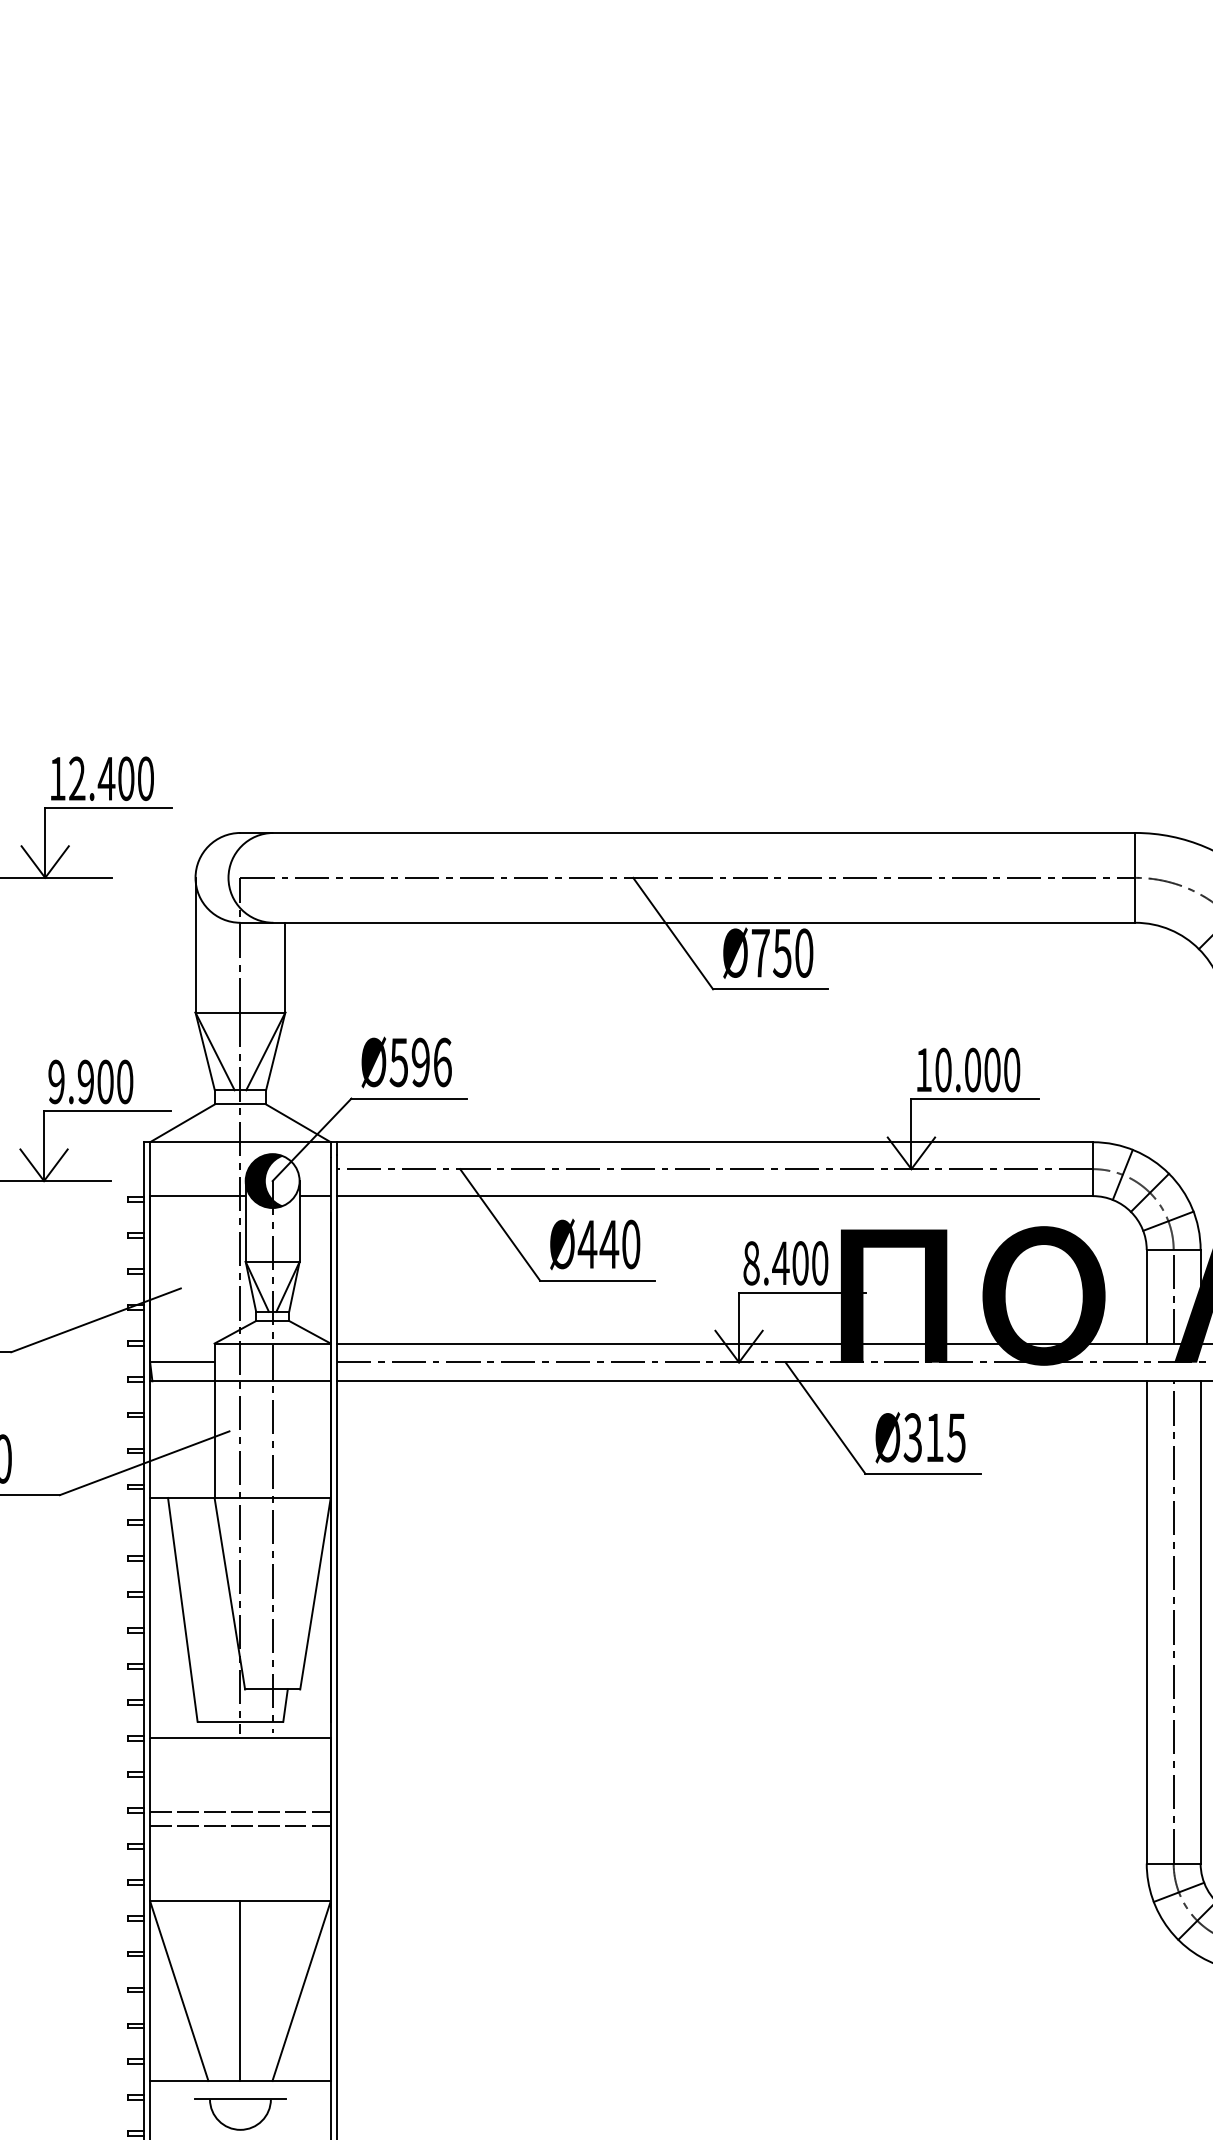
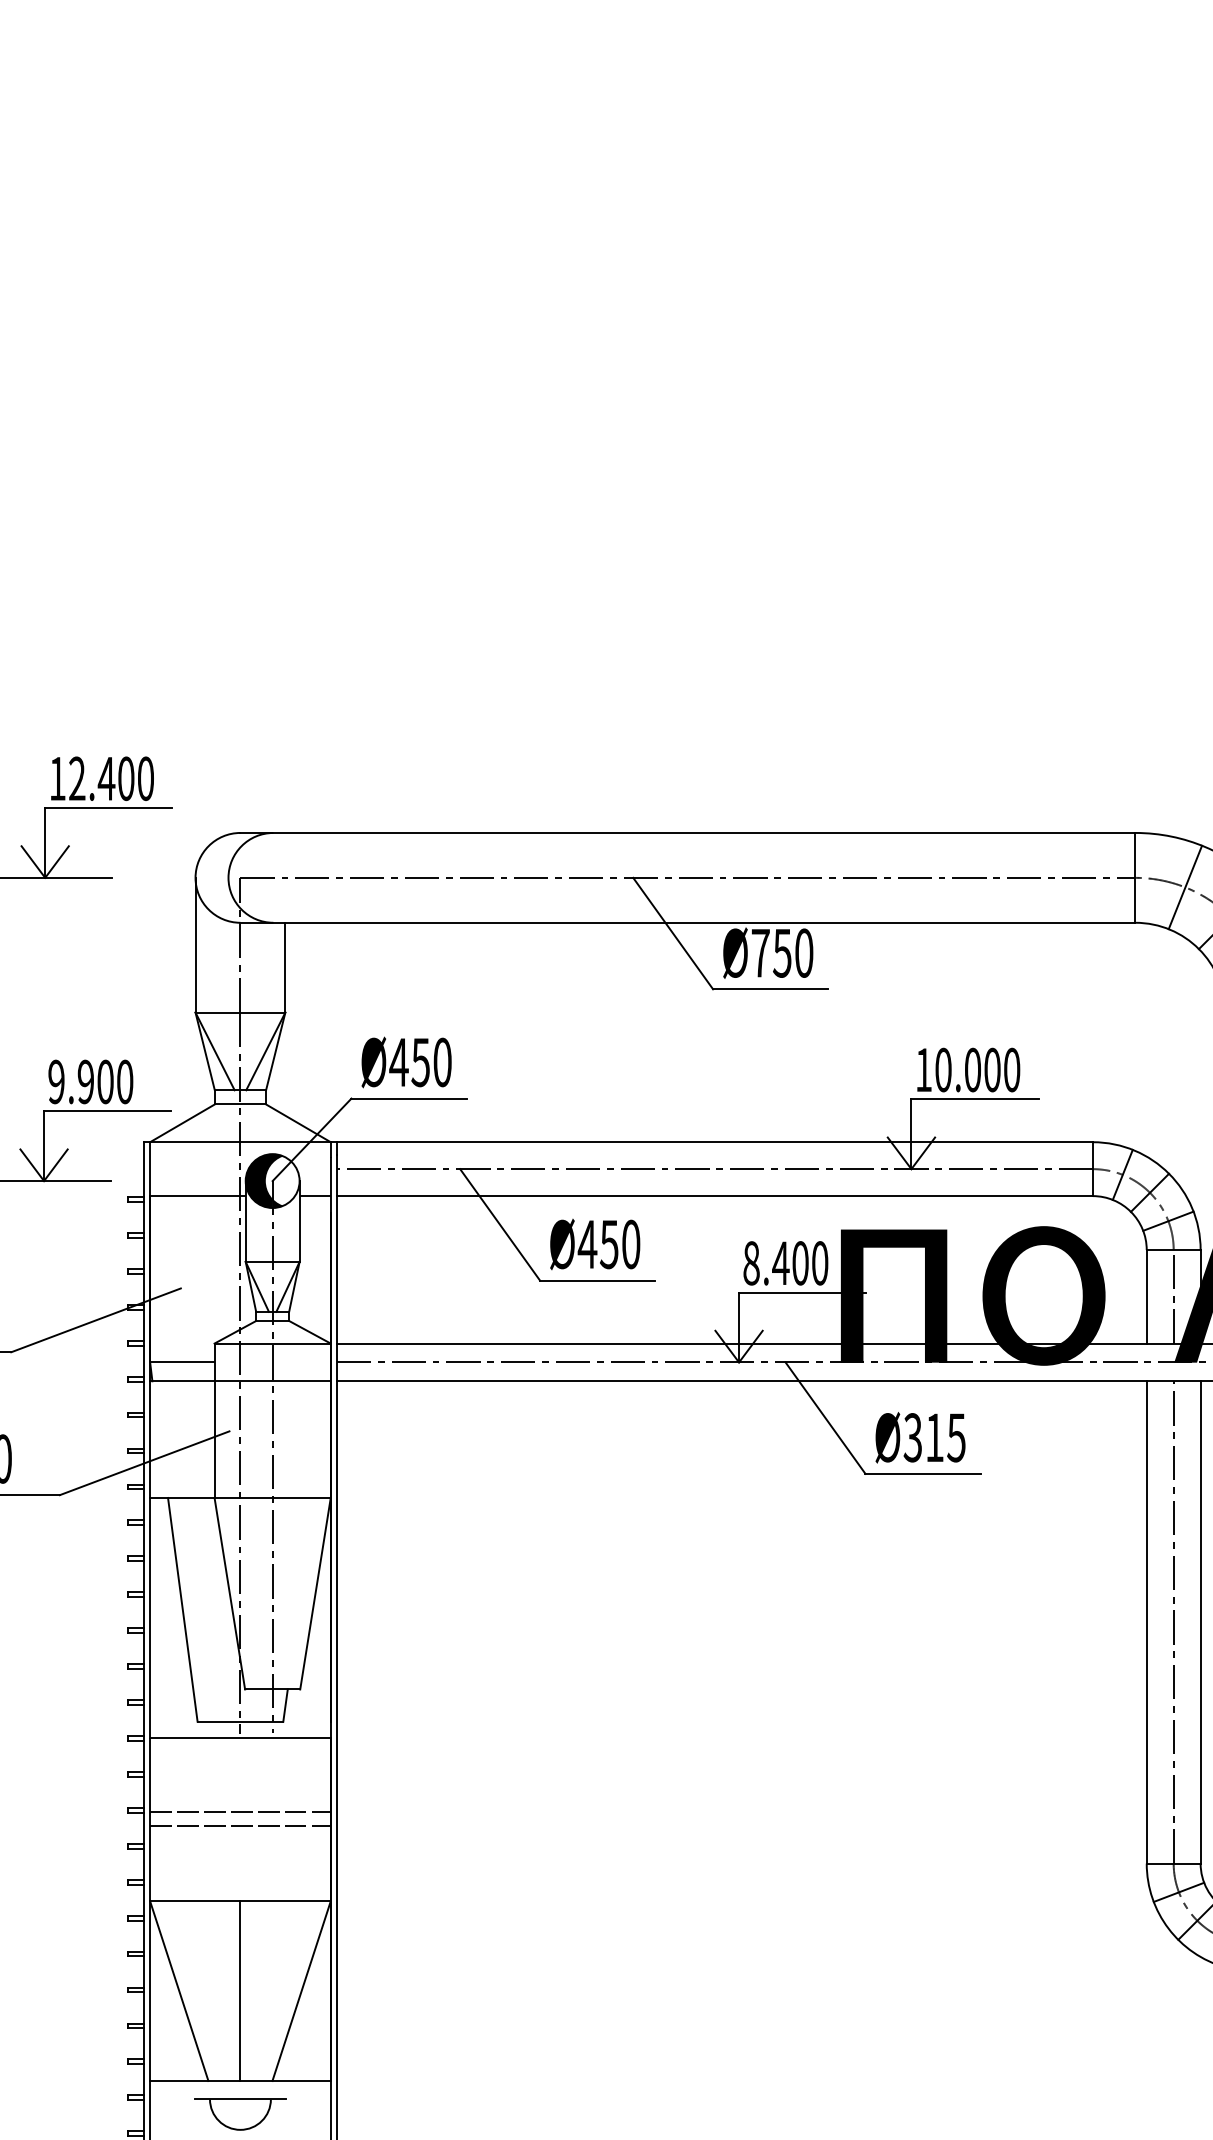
line: none -> present (1185, 887)
text: Ø596 -> Ø450 (420, 1062)
text: Ø440 -> Ø450 (609, 1244)
